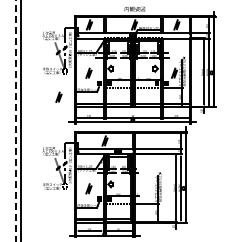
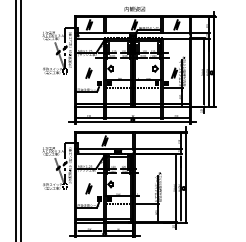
part: present -> none (58, 96)
line: dashed -> solid (15, 121)
